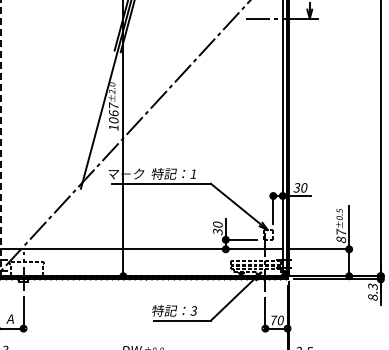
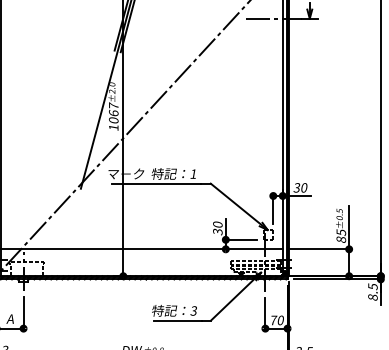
line: dashed -> solid (1, 138)
text: 87 -> 85 (341, 231)
text: 8.3 -> 8.5 (371, 285)
